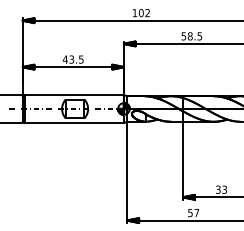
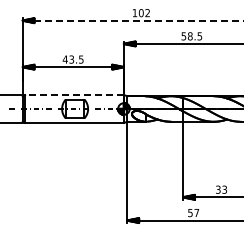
line: solid -> dashed (133, 20)
line: solid -> dashed (74, 95)
